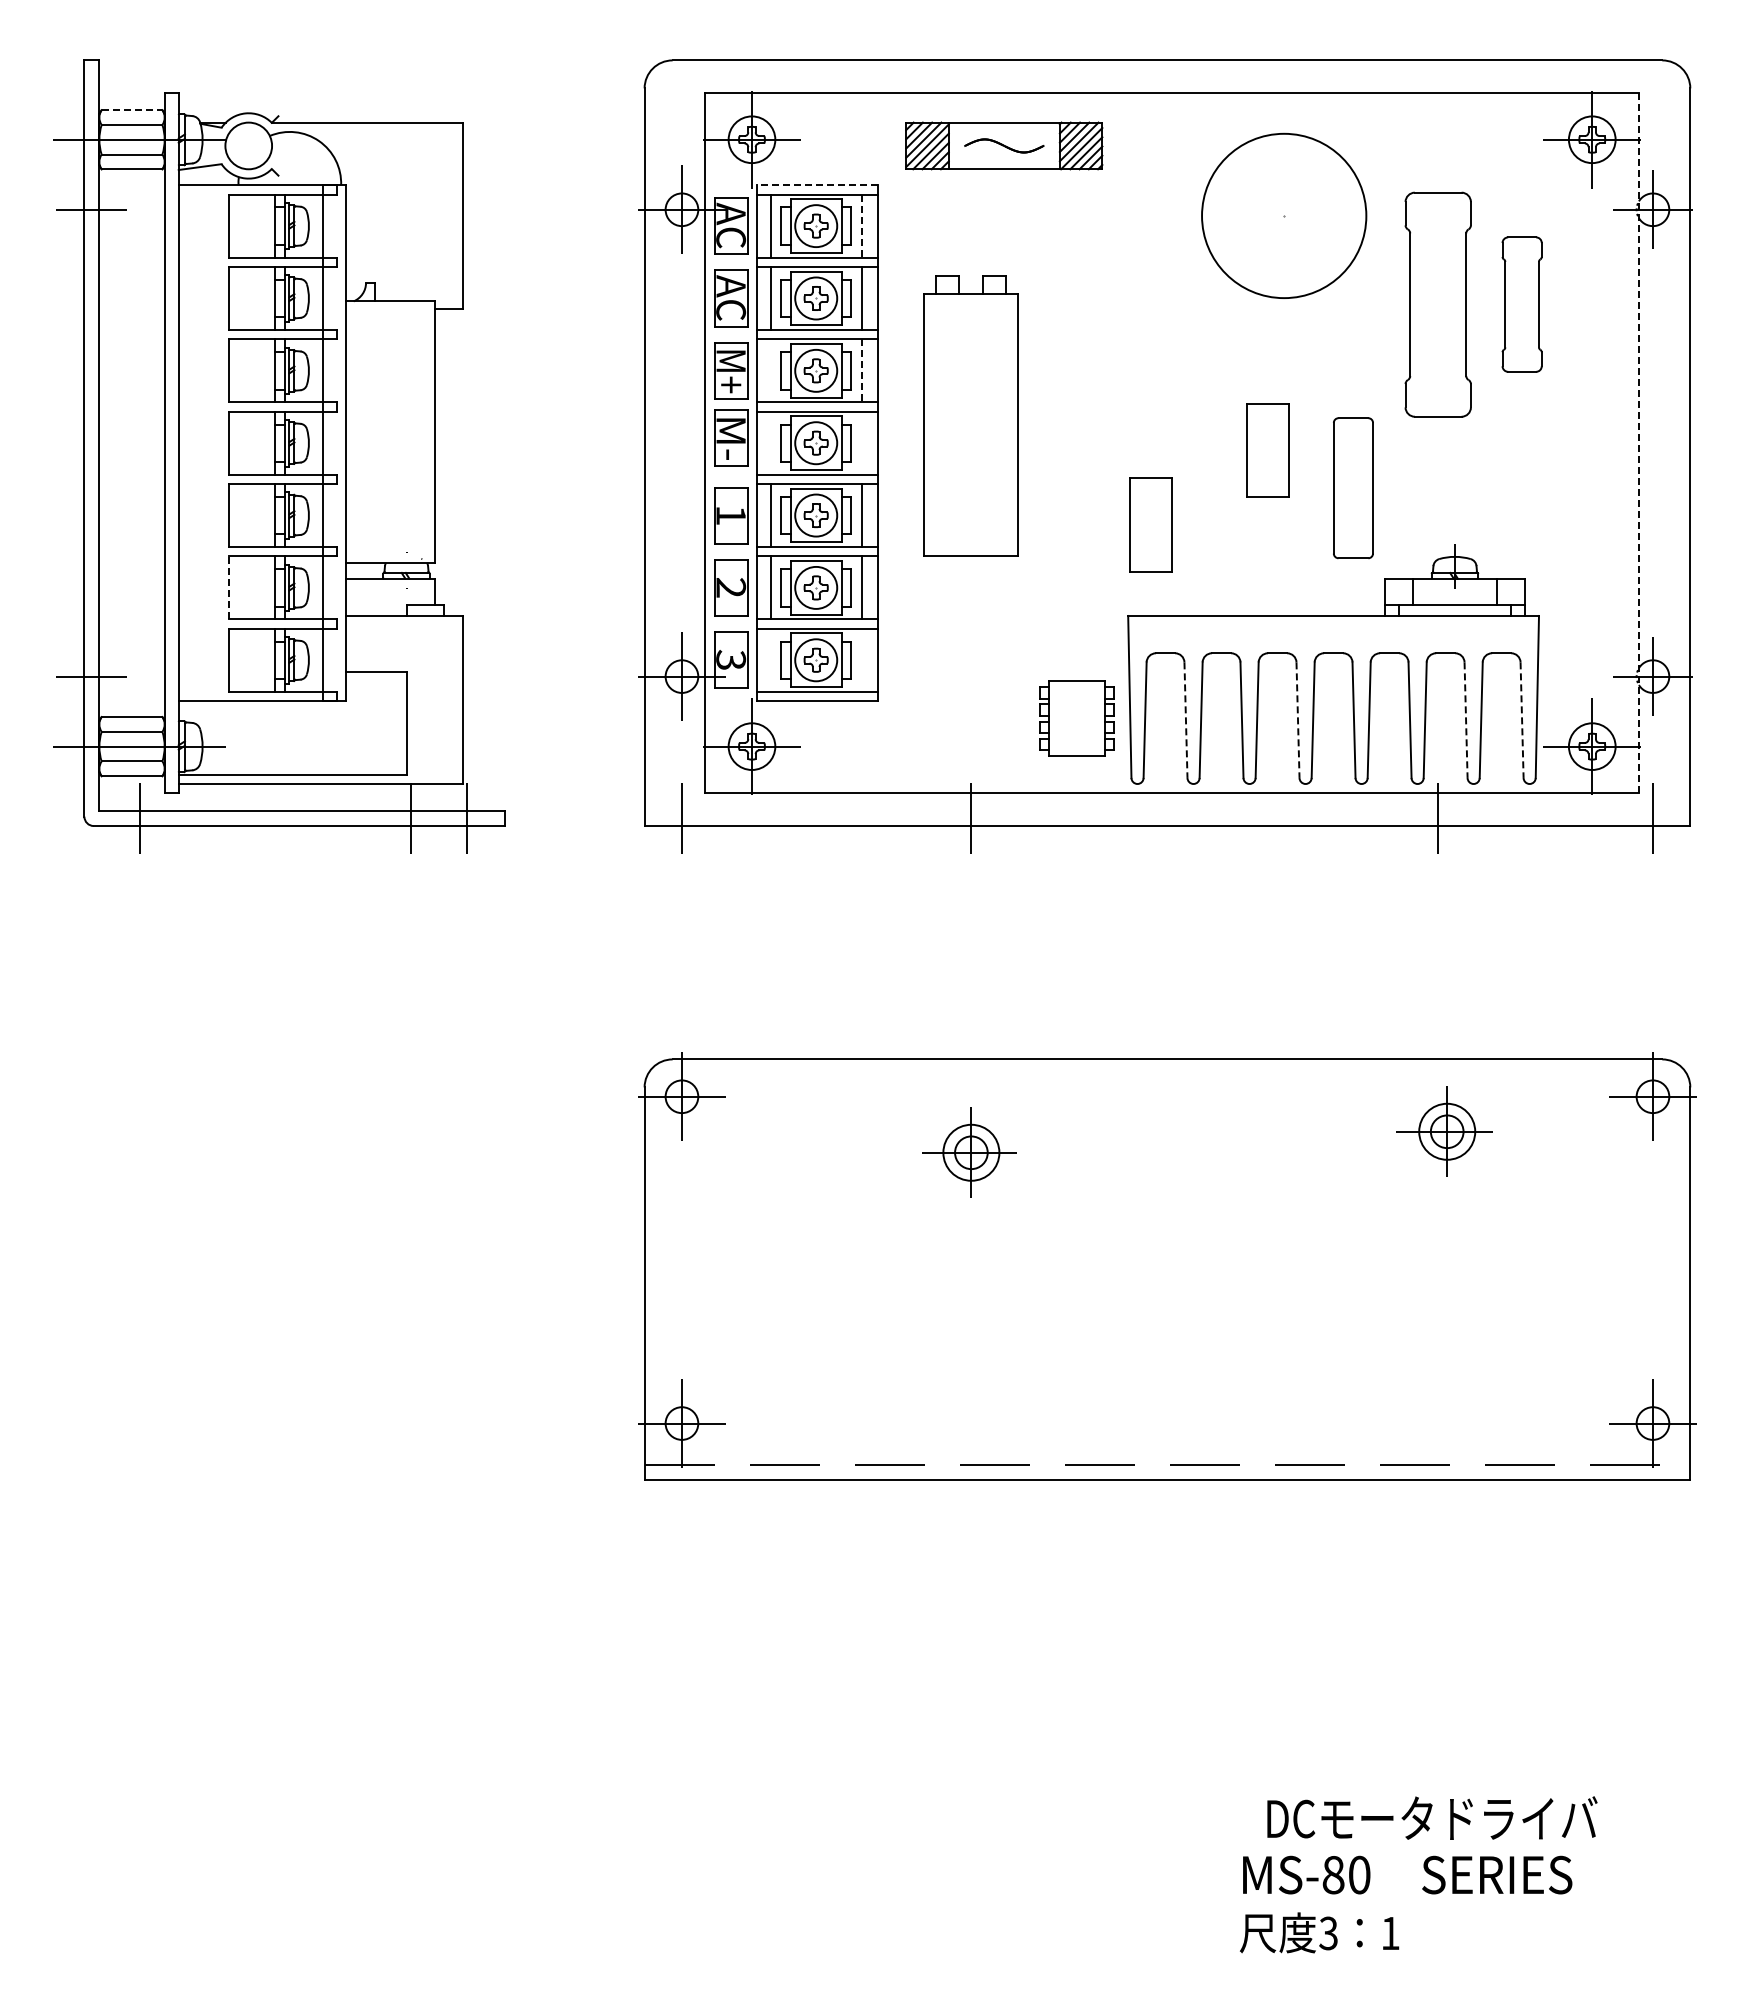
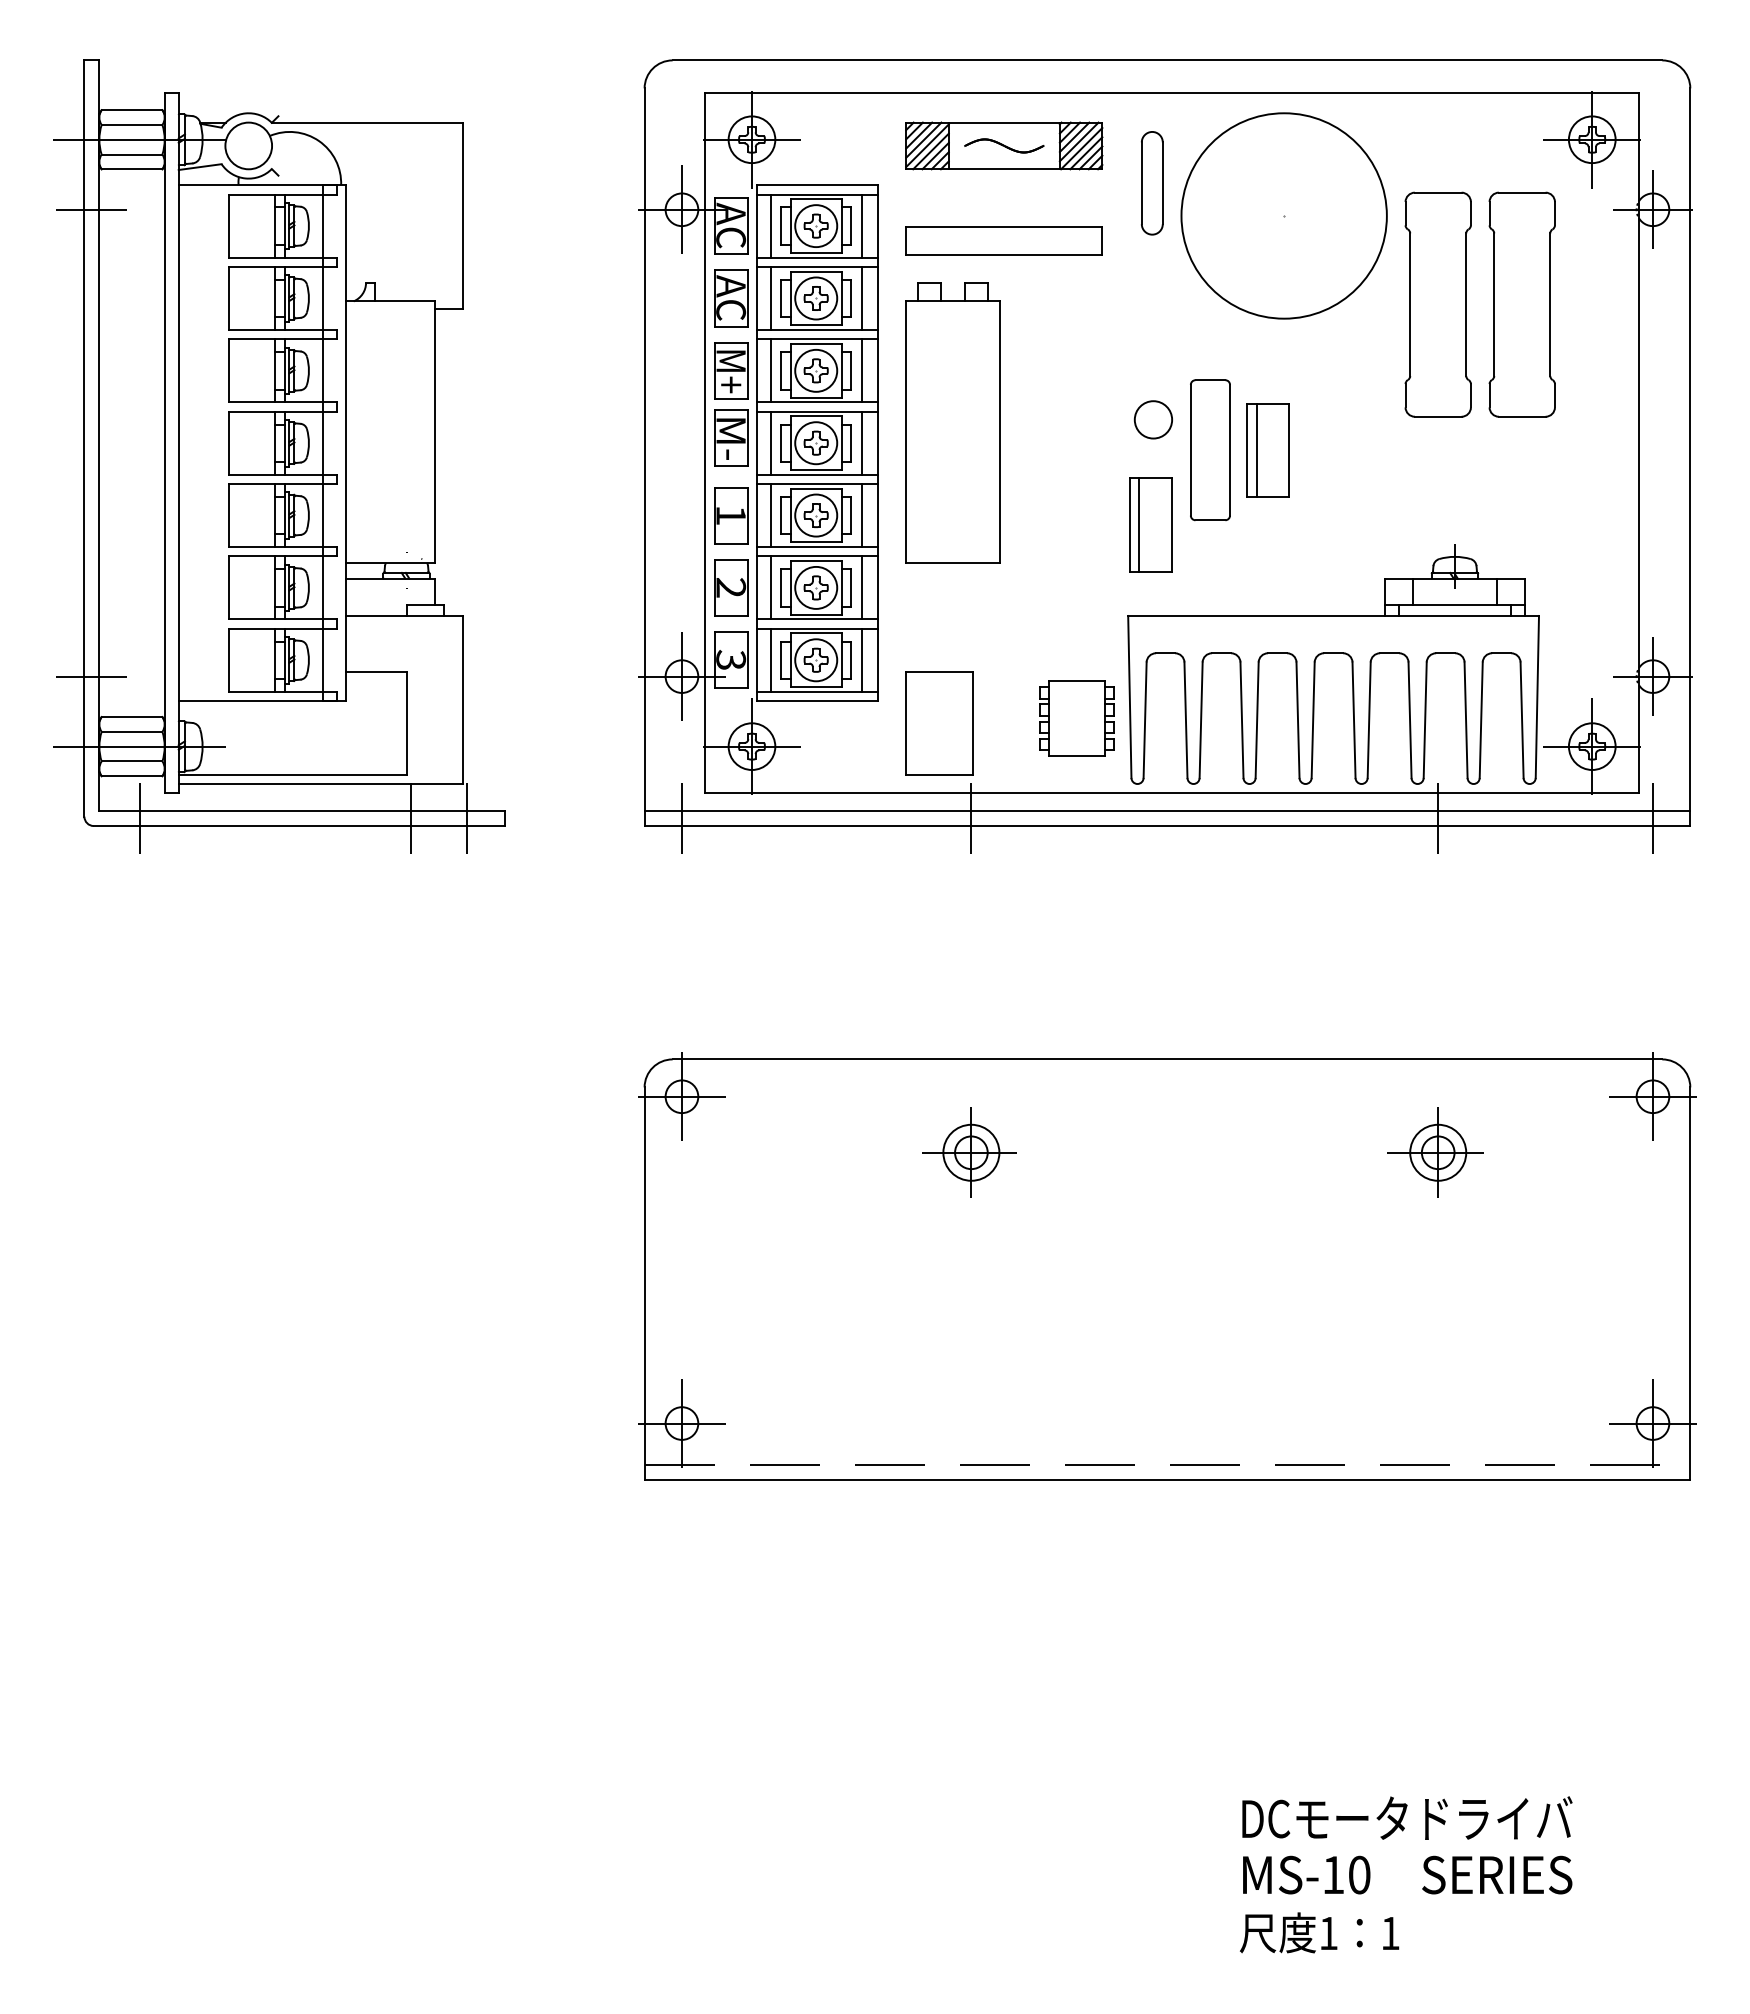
line: dashed -> solid (132, 110)
part: none -> present (1152, 183)
line: dashed -> solid (817, 185)
circle diameter: 164 px -> 205 px (1283, 215)
line: dashed -> solid (861, 226)
part: none -> present (1003, 240)
part size: 42x137 px -> 68x227 px (1521, 304)
line: none -> present (770, 370)
line: dashed -> solid (861, 370)
part position: (970, 415) -> (952, 422) (952, 422)
circle: none -> present (1152, 419)
line: none -> present (770, 442)
line: none -> present (861, 442)
line: dashed -> solid (1638, 443)
line: none -> present (1256, 449)
part position: (1353, 488) -> (1210, 450) (1210, 450)
line: none -> present (1139, 524)
line: dashed -> solid (228, 587)
line: none -> present (770, 659)
line: none -> present (861, 659)
line: dashed -> solid (1185, 720)
line: dashed -> solid (1298, 720)
line: dashed -> solid (1466, 720)
line: dashed -> solid (1522, 720)
part: none -> present (939, 723)
line: none -> present (1167, 811)
part position: (1444, 1131) -> (1435, 1152) (1435, 1152)
text position: (1432, 1817) -> (1407, 1817) (1407, 1817)
text: MS-80 -> MS-10 (1333, 1875)
text: 3 -> 1 (1328, 1933)
